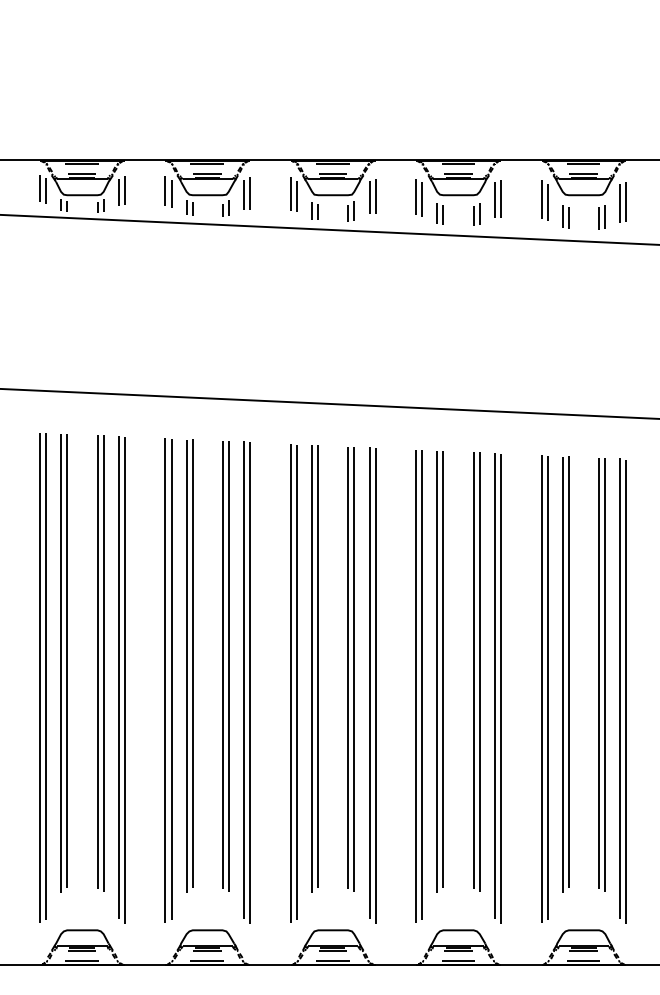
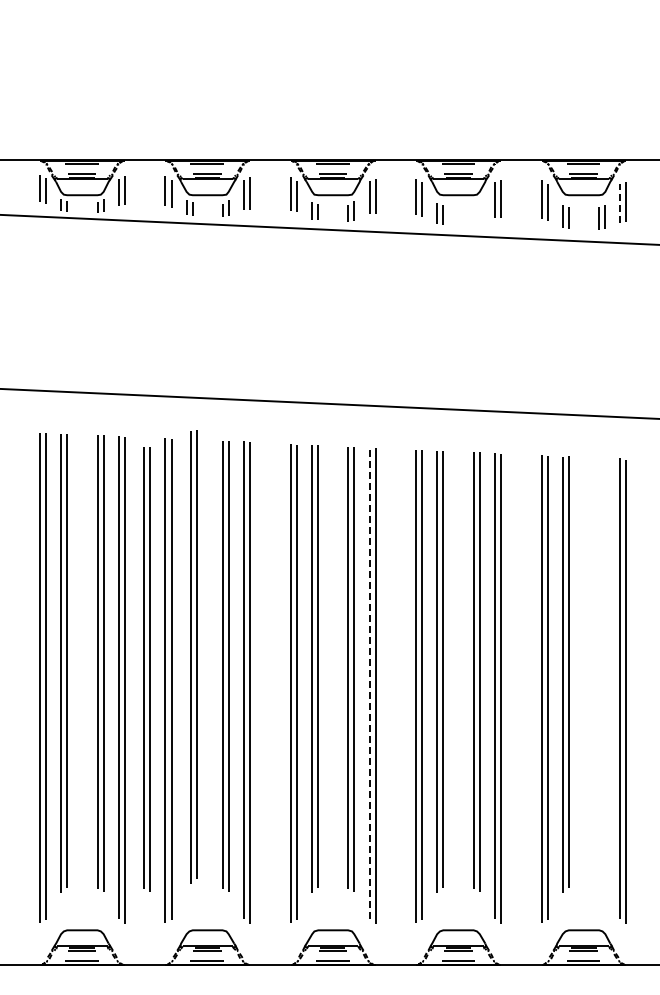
line: solid -> dashed (620, 203)
part: present -> none (476, 214)
part position: (189, 665) -> (193, 656) (193, 656)
part: none -> present (146, 669)
part: present -> none (601, 674)
line: solid -> dashed (369, 683)
